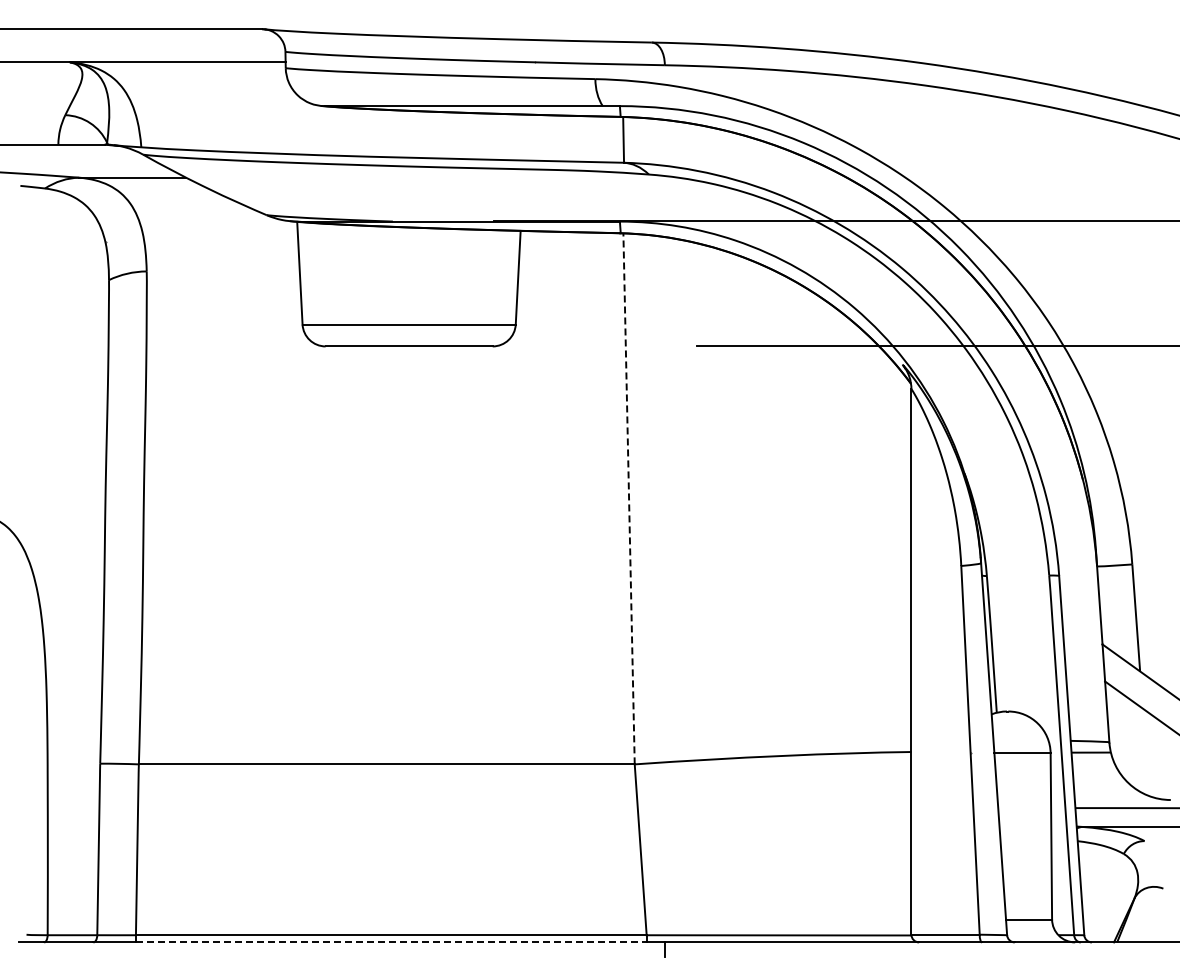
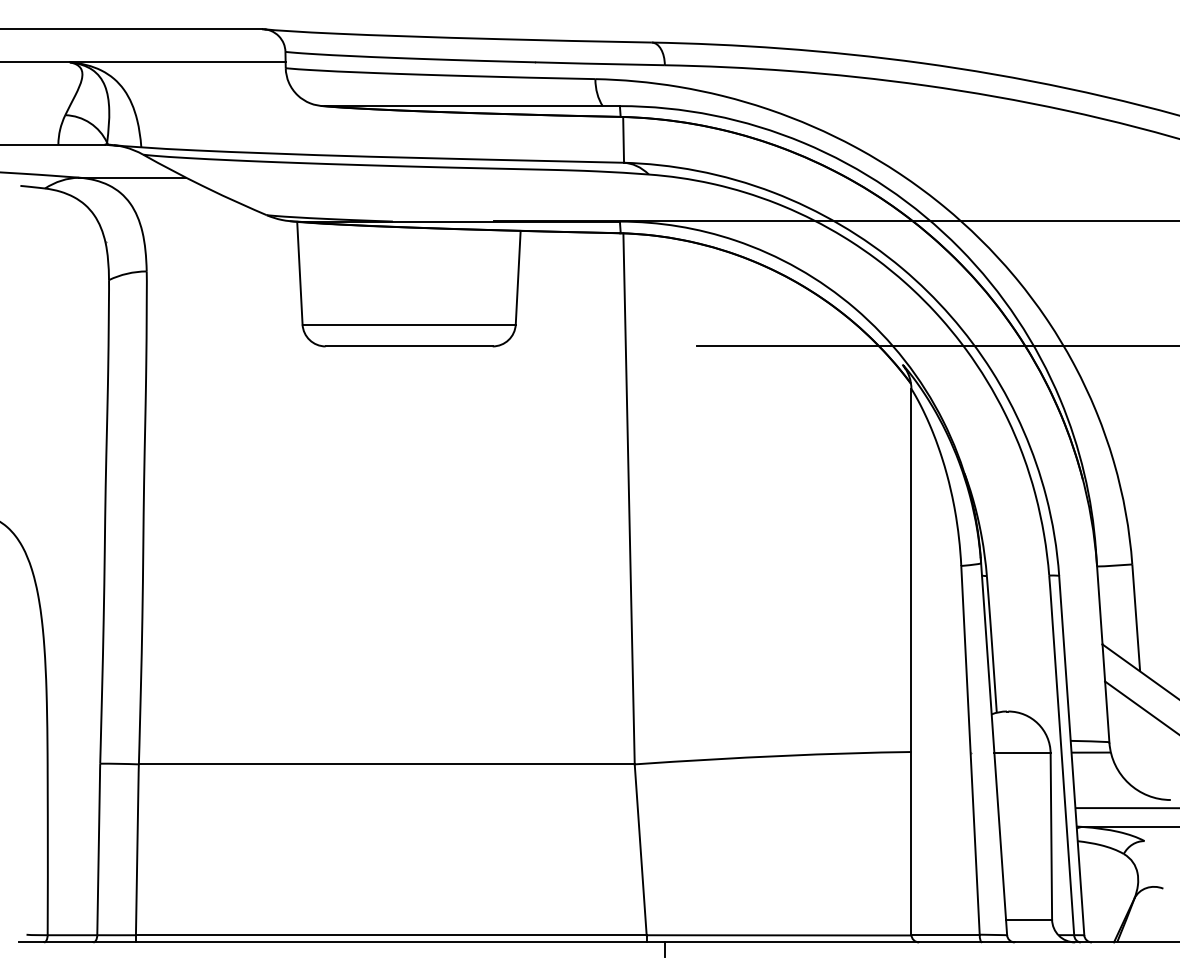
line: dashed -> solid (629, 498)
line: dashed -> solid (391, 942)
